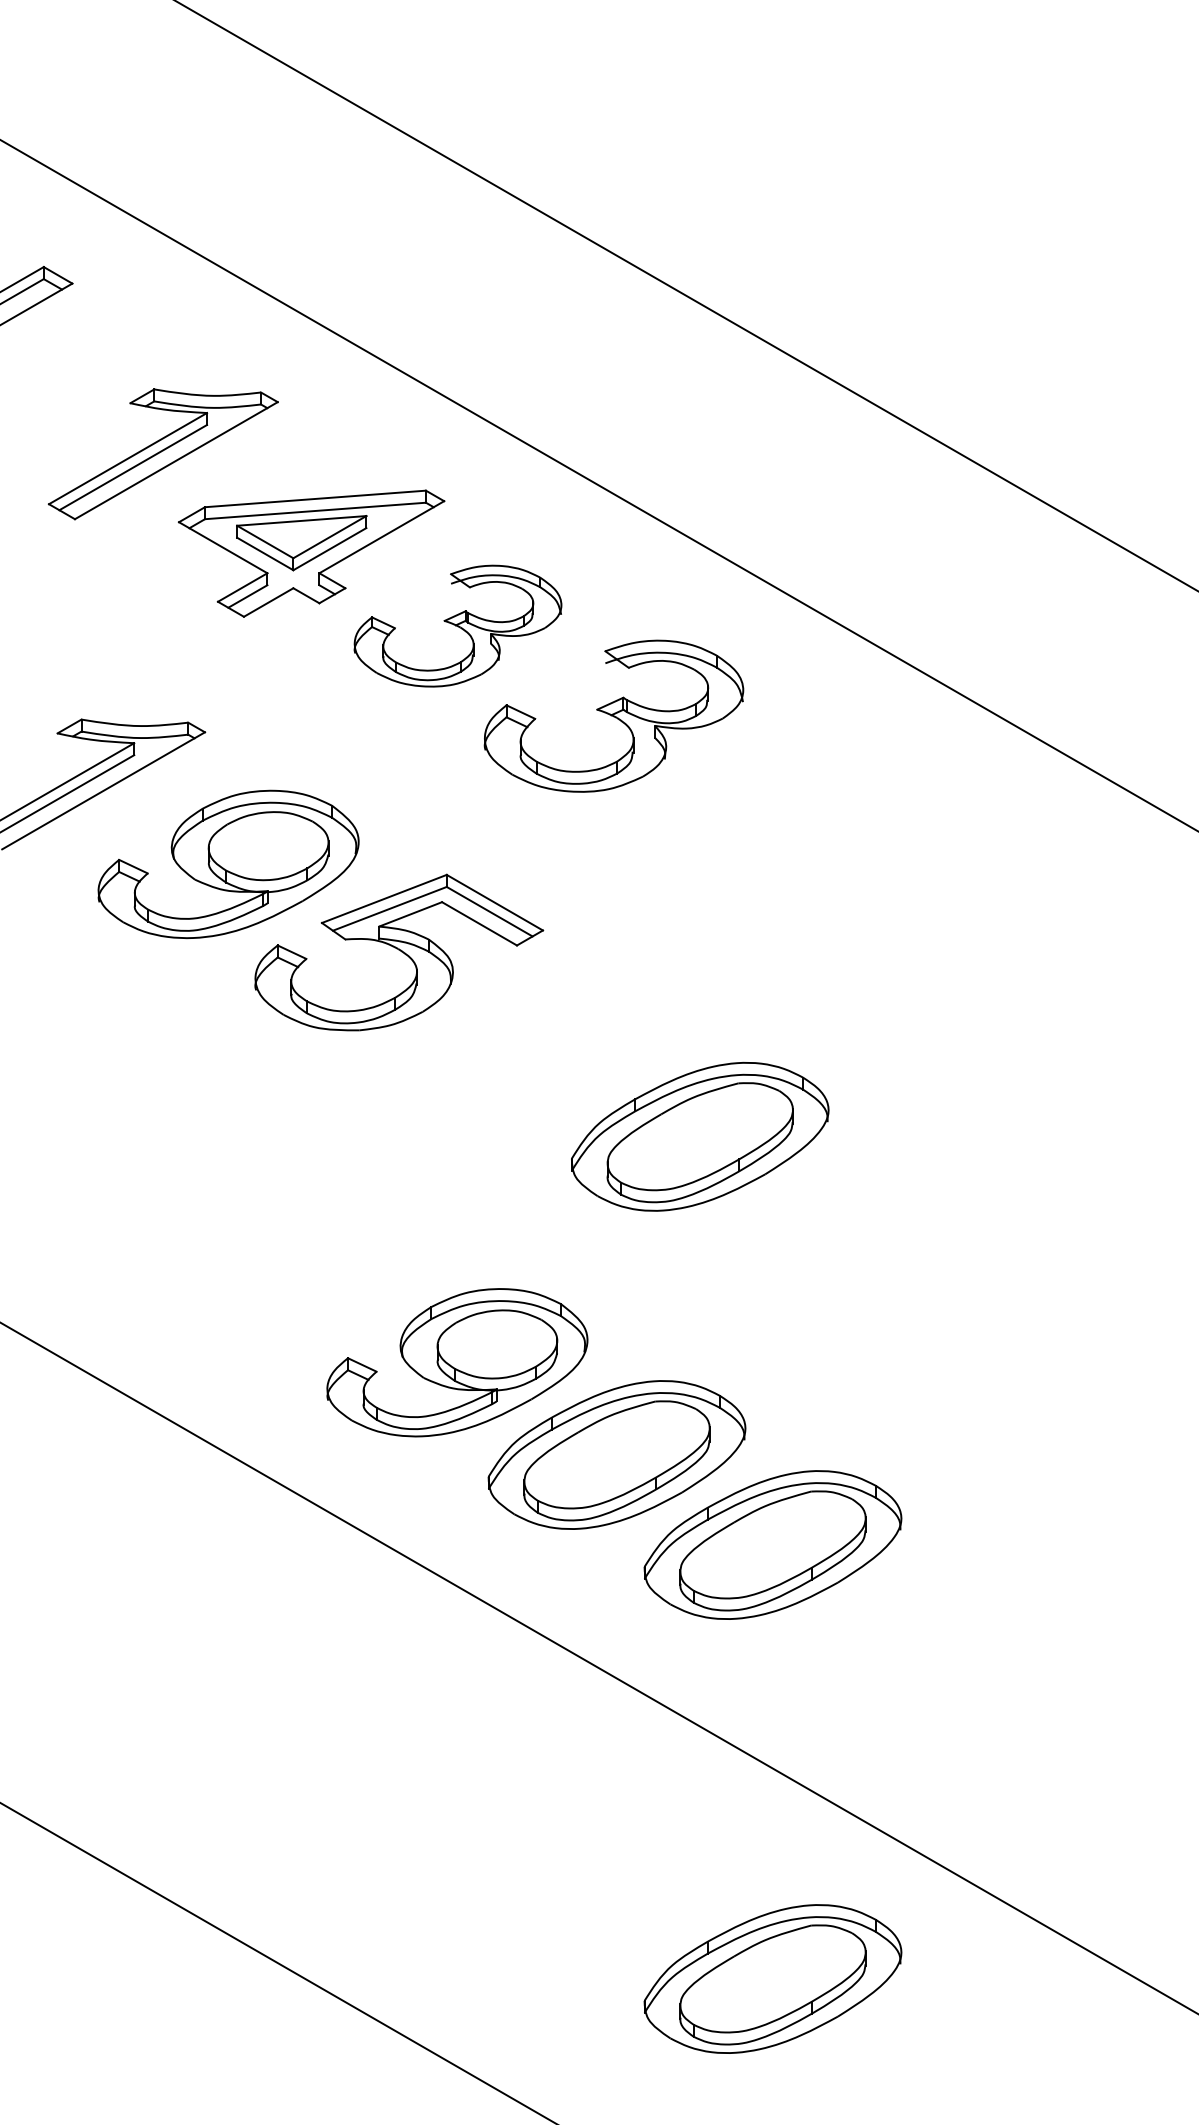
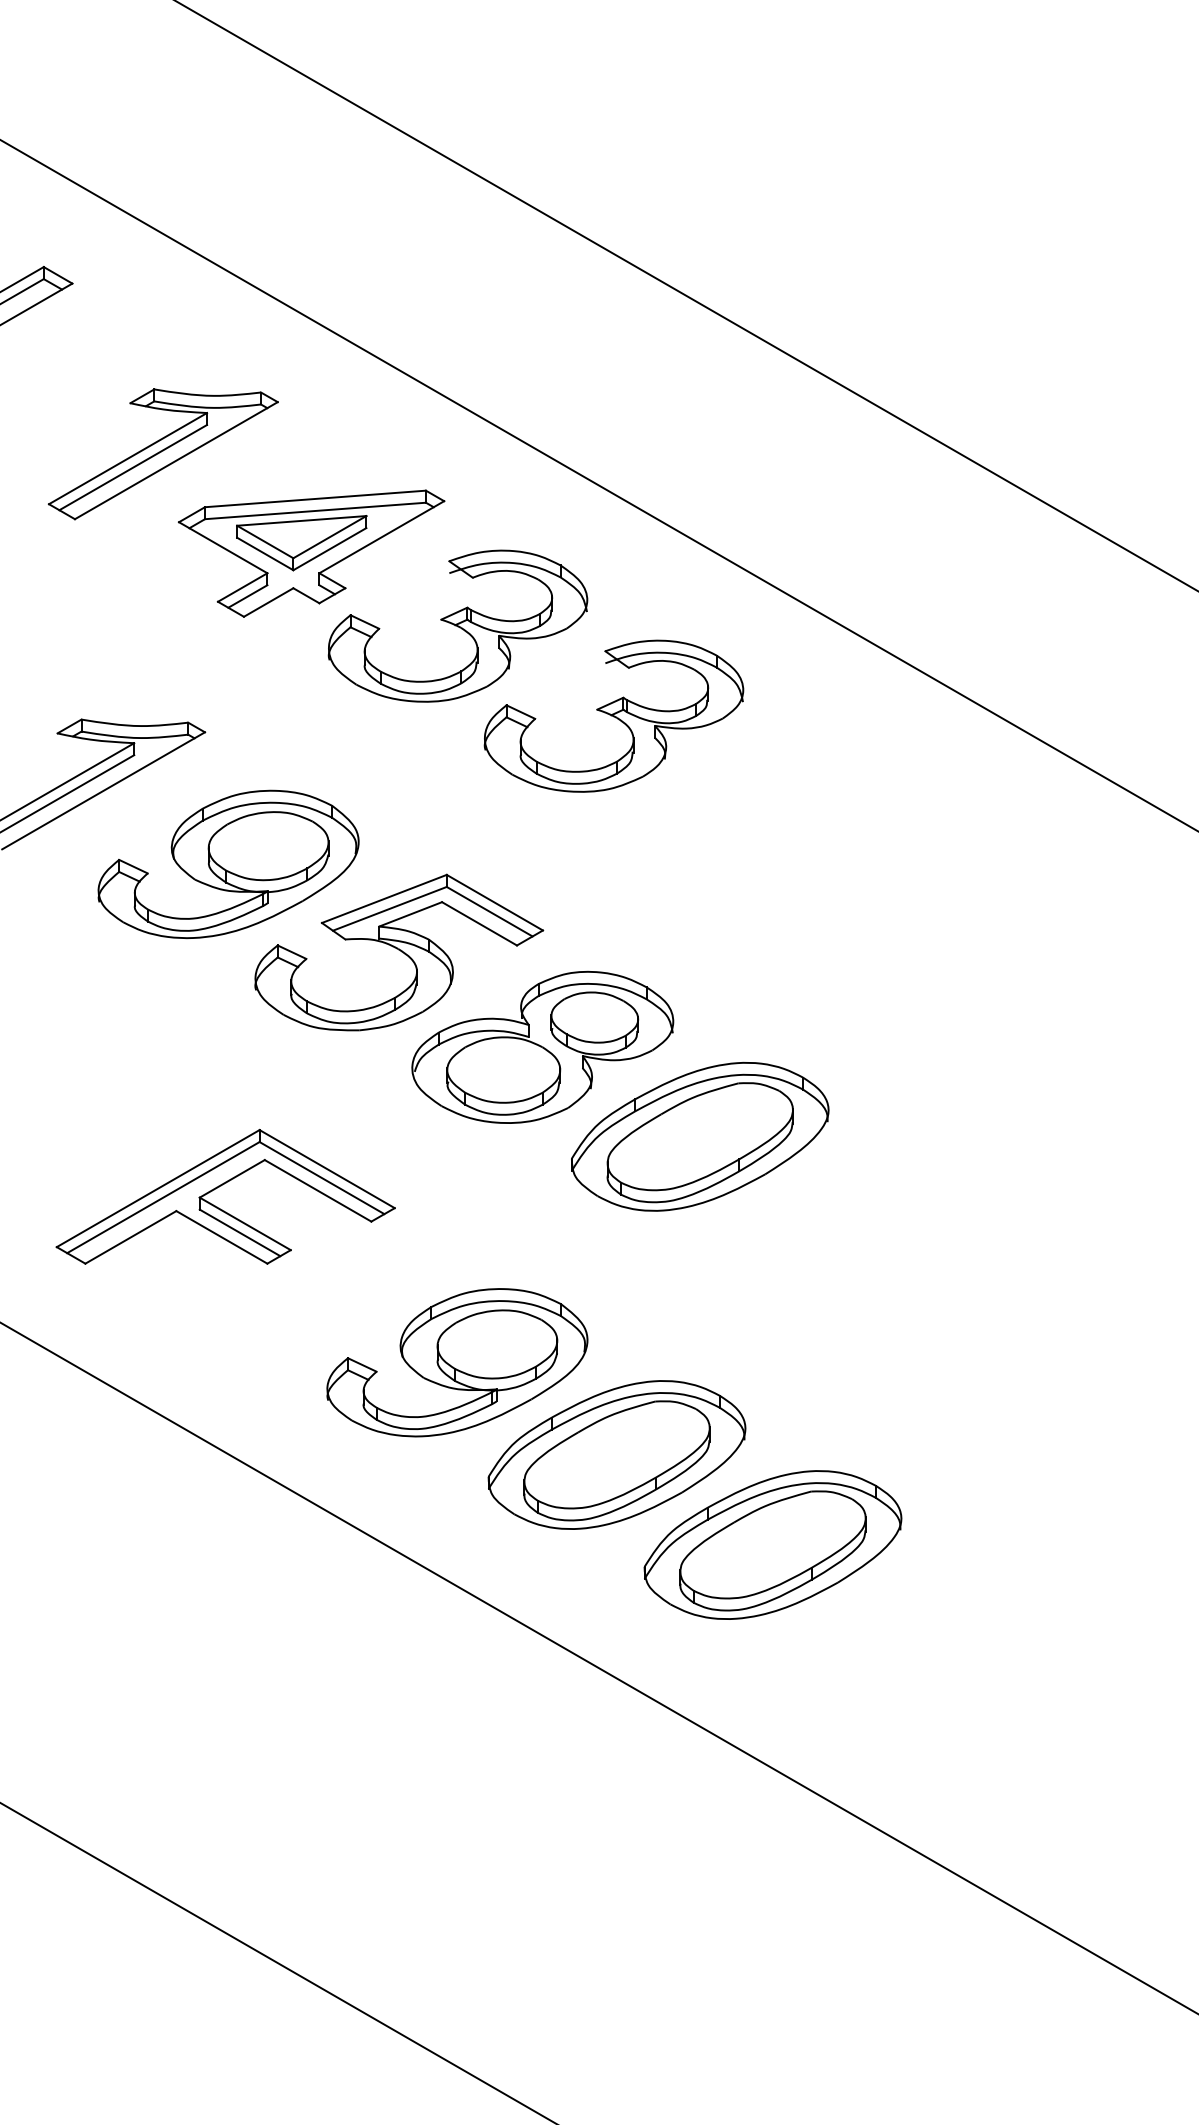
part size: 210x124 px -> 262x154 px (457, 625)
part: none -> present (542, 1046)
part: none -> present (221, 1186)
part: present -> none (772, 1978)
